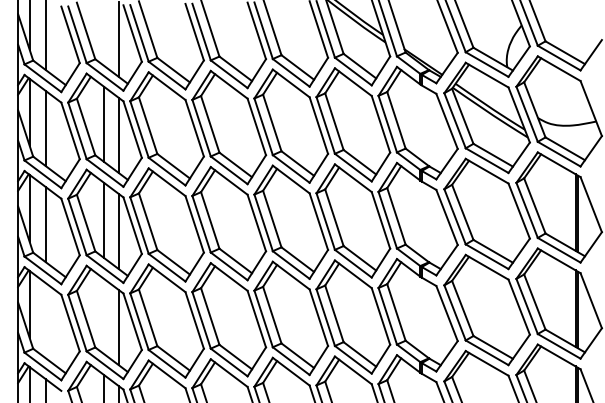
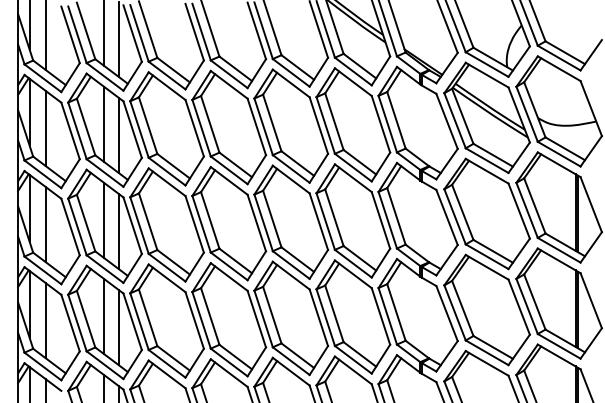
line: none -> present (104, 34)
line: none -> present (104, 316)
line: none -> present (46, 320)
